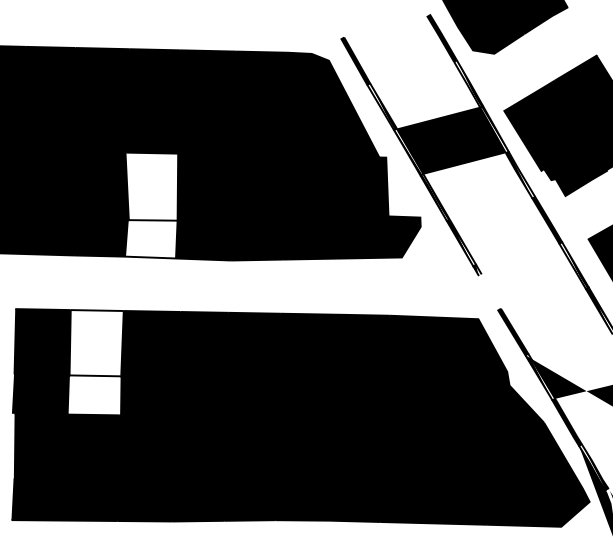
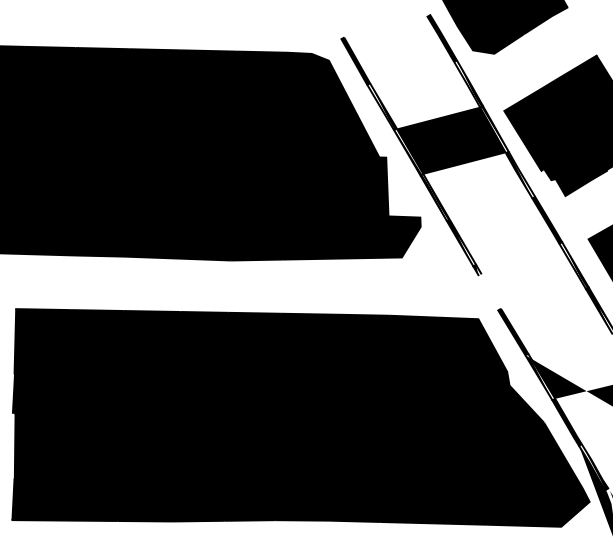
fill: none -> present (151, 205)
fill: none -> present (95, 362)
